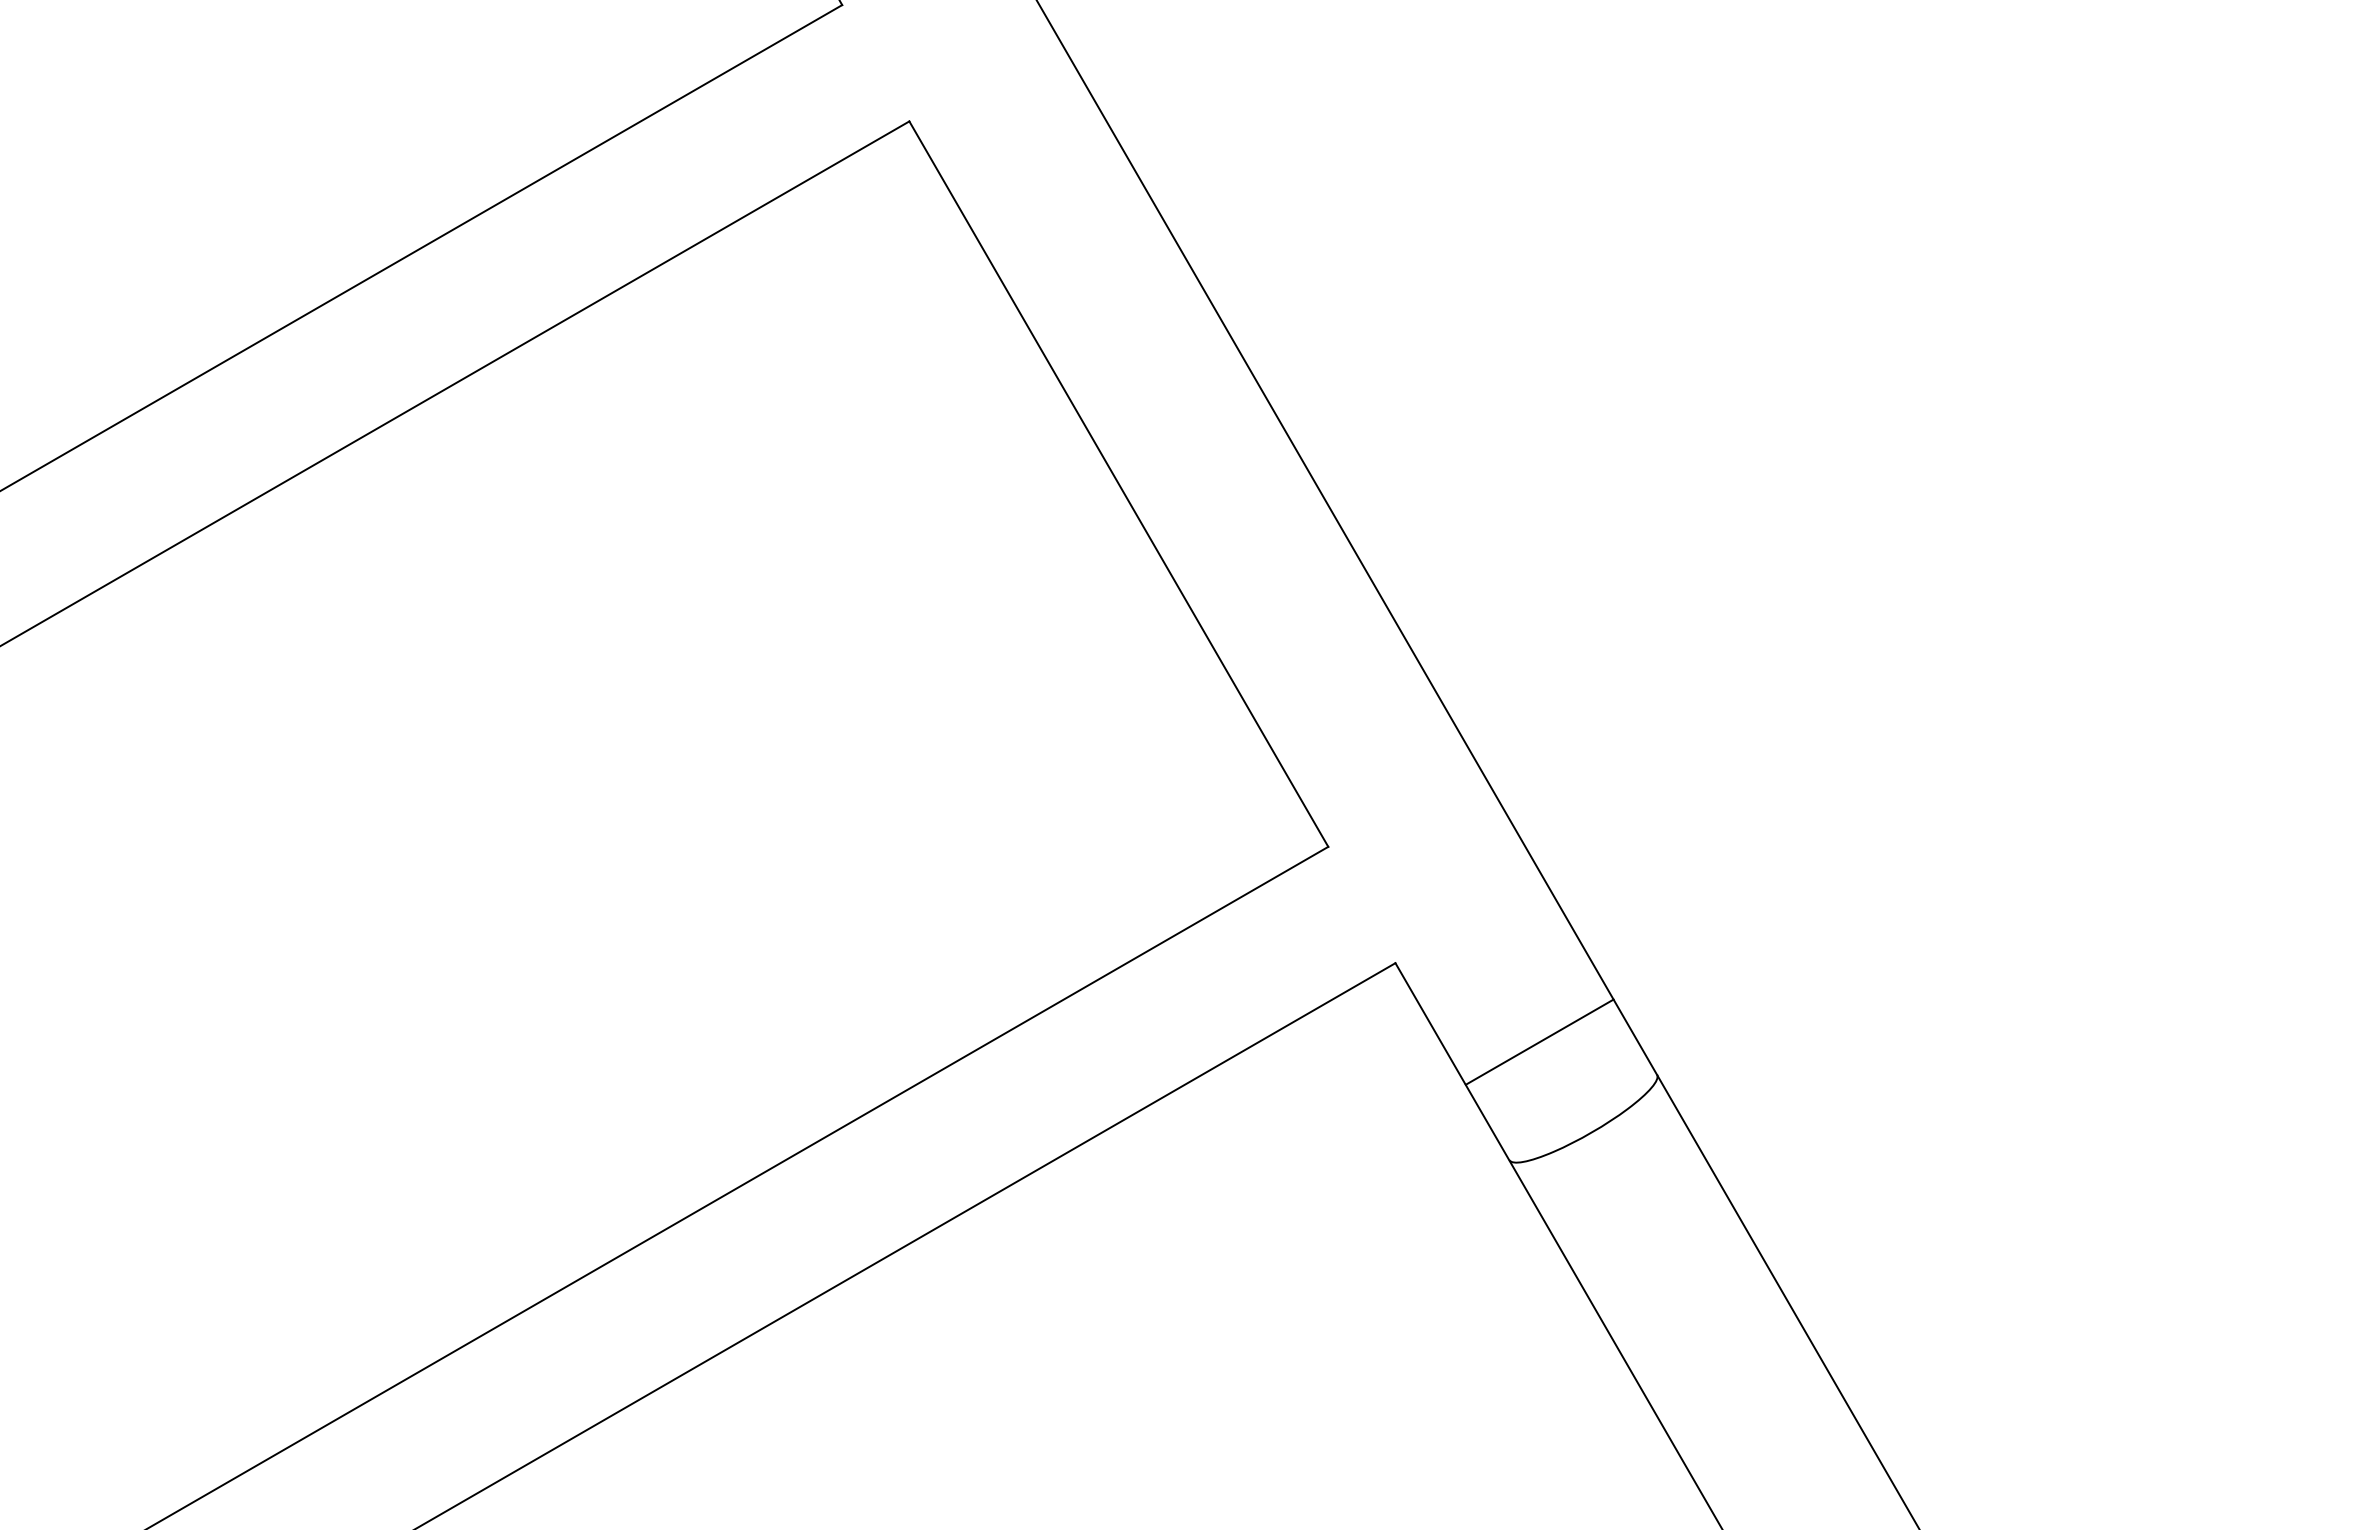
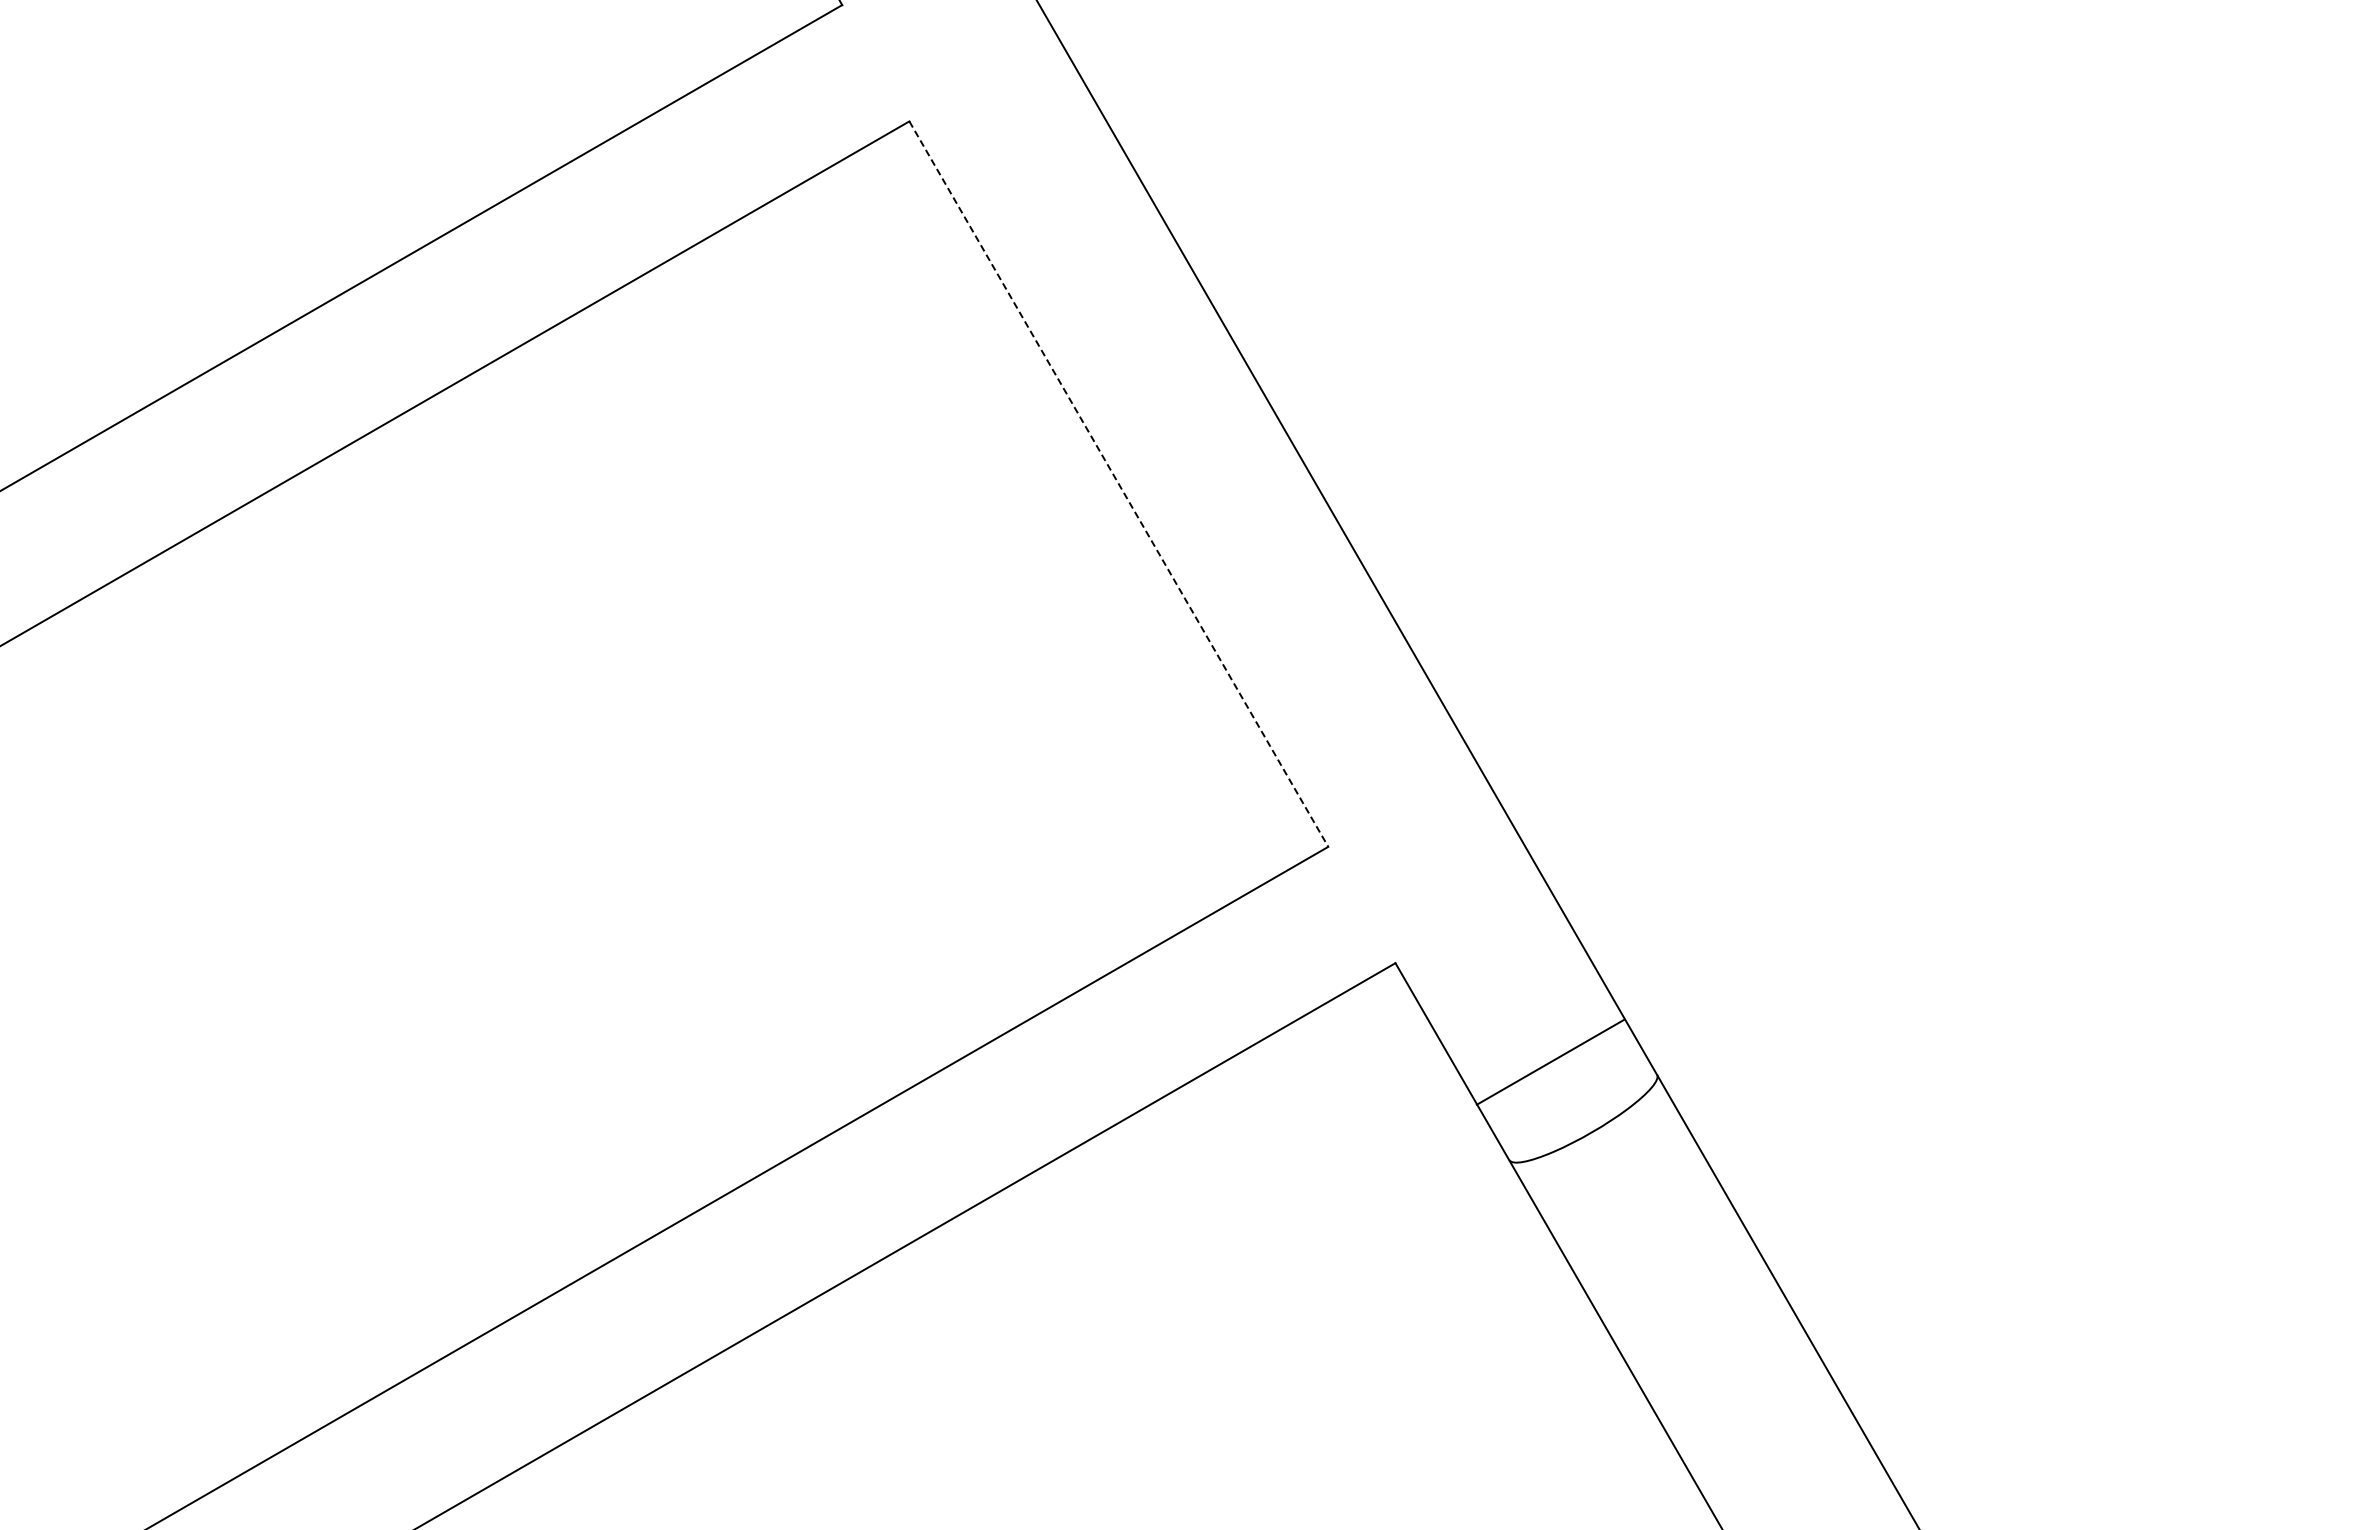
line: solid -> dashed (1118, 484)
line position: (1539, 1041) -> (1550, 1061) (1550, 1061)
